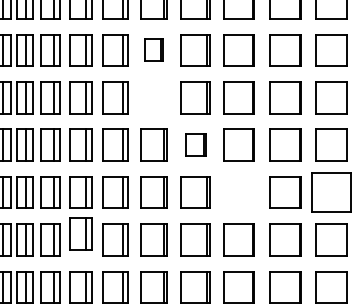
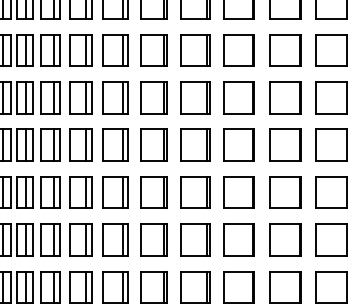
part size: 20x24 px -> 28x33 px (153, 50)
part: none -> present (153, 97)
part size: 22x24 px -> 31x34 px (195, 144)
part: none -> present (238, 192)
part size: 41x41 px -> 33x33 px (331, 192)
part position: (80, 233) -> (80, 239) (80, 239)
